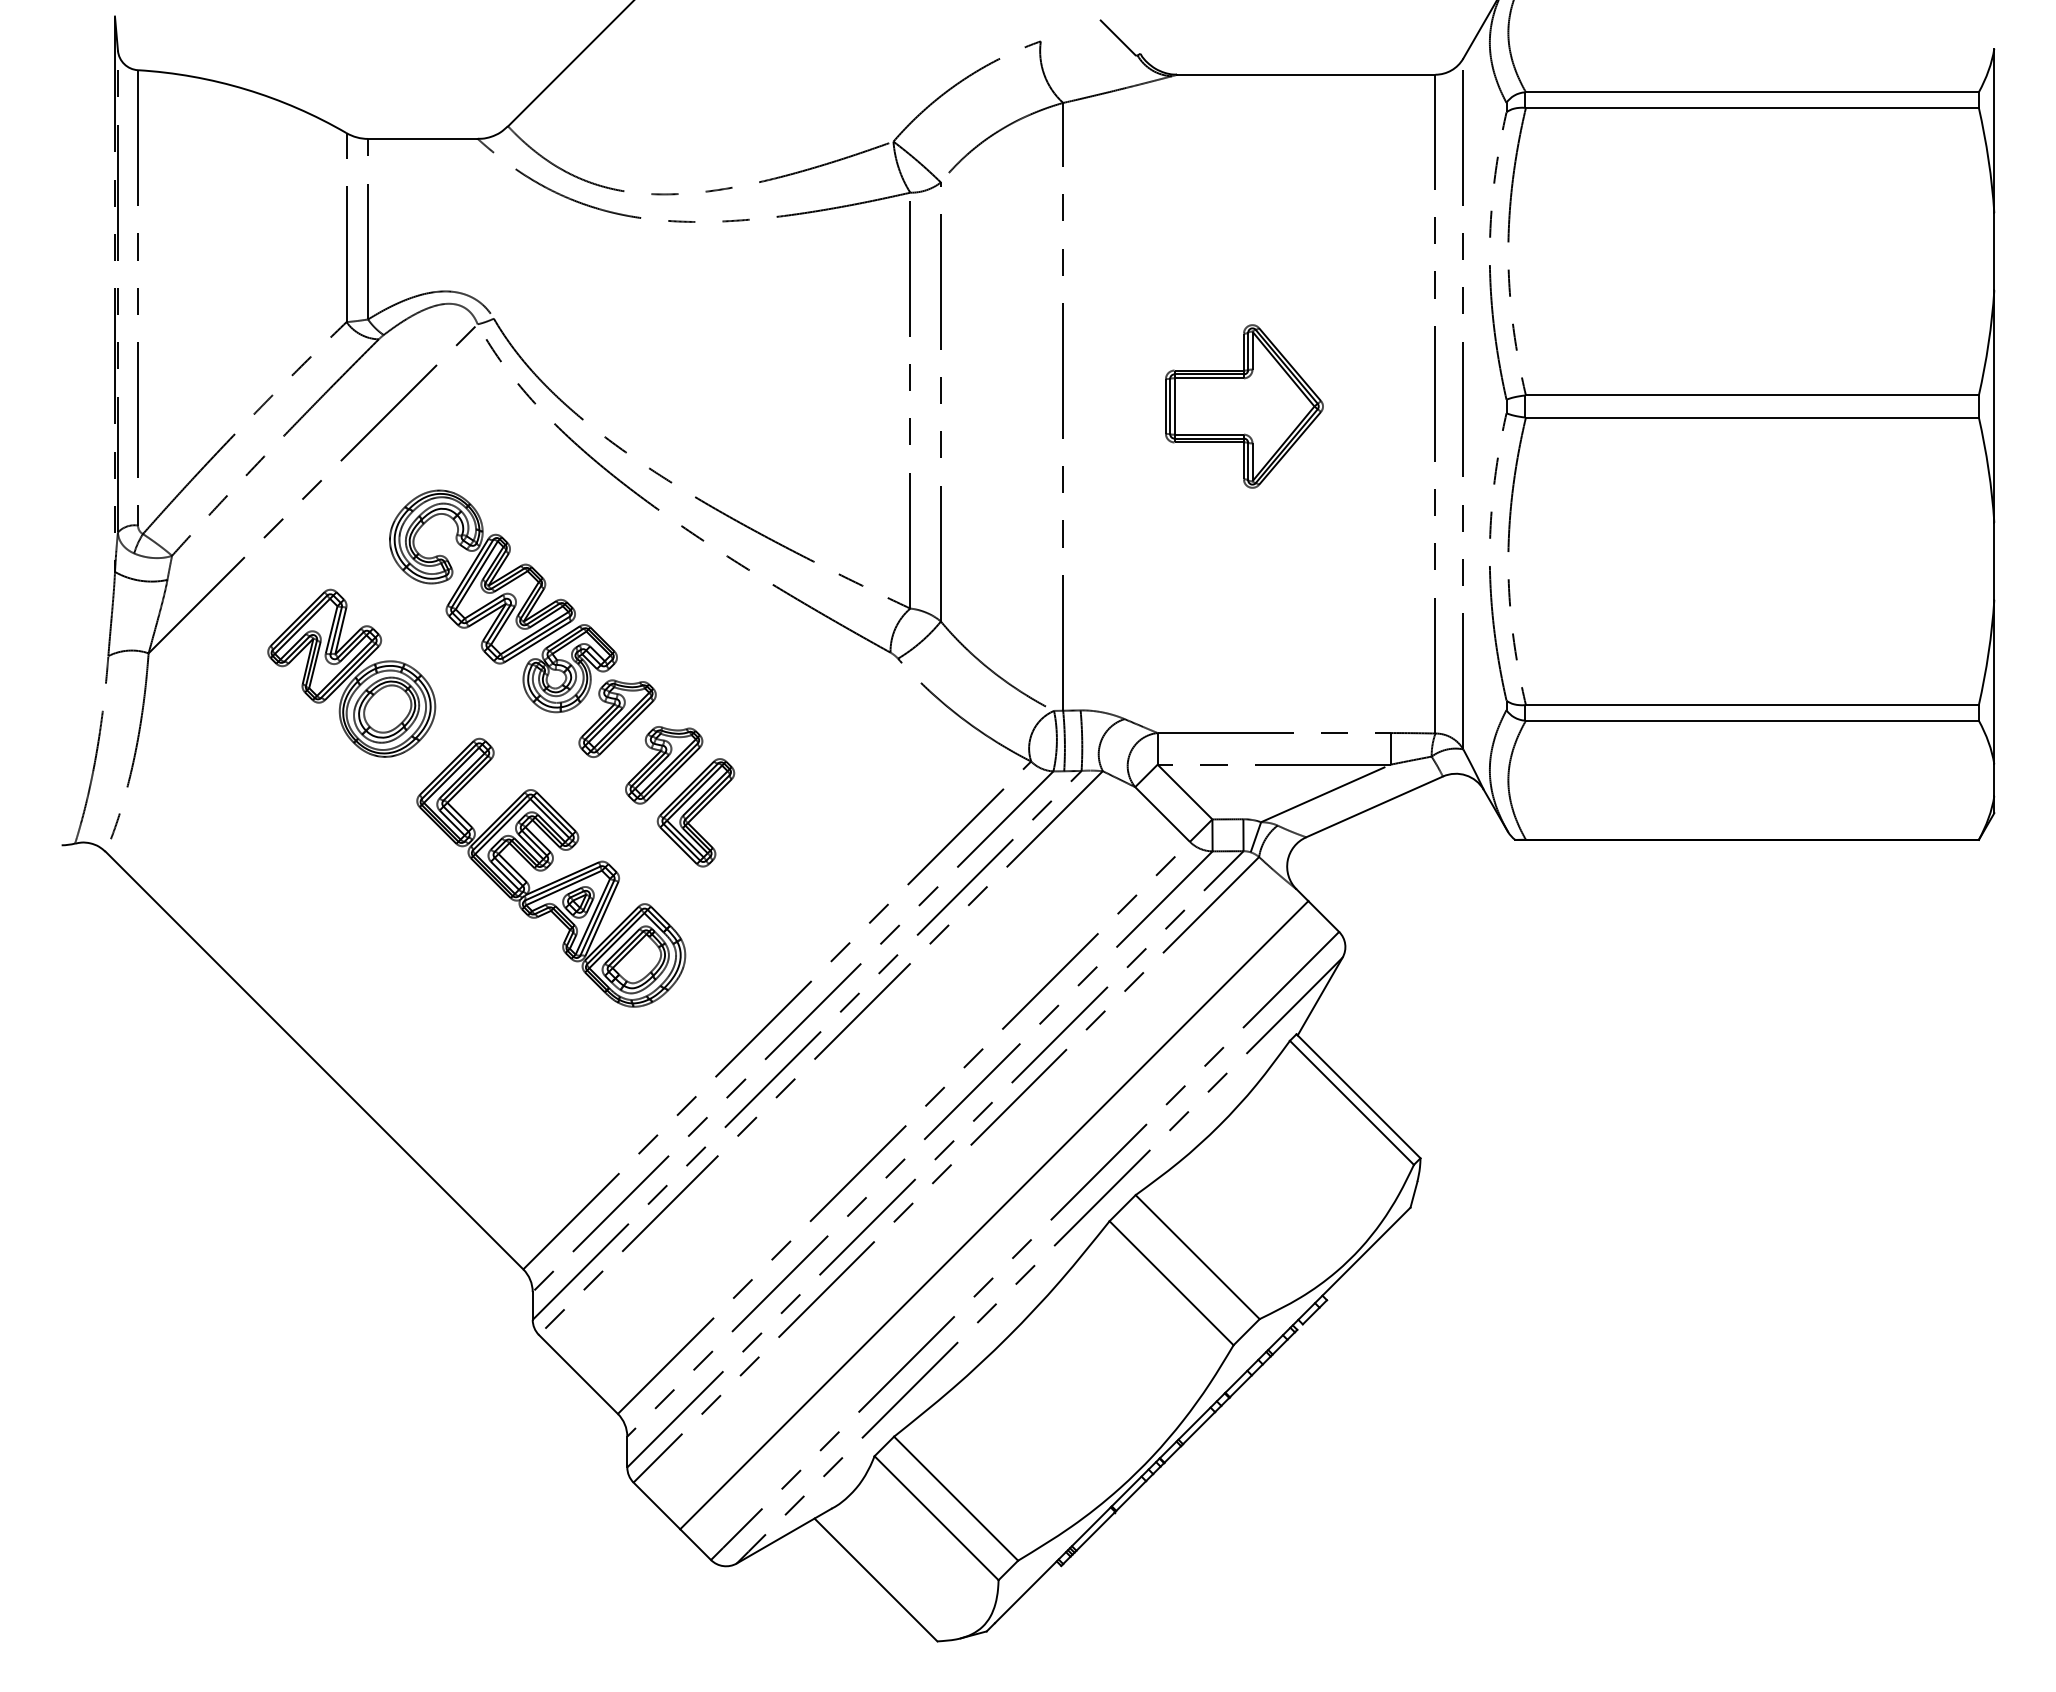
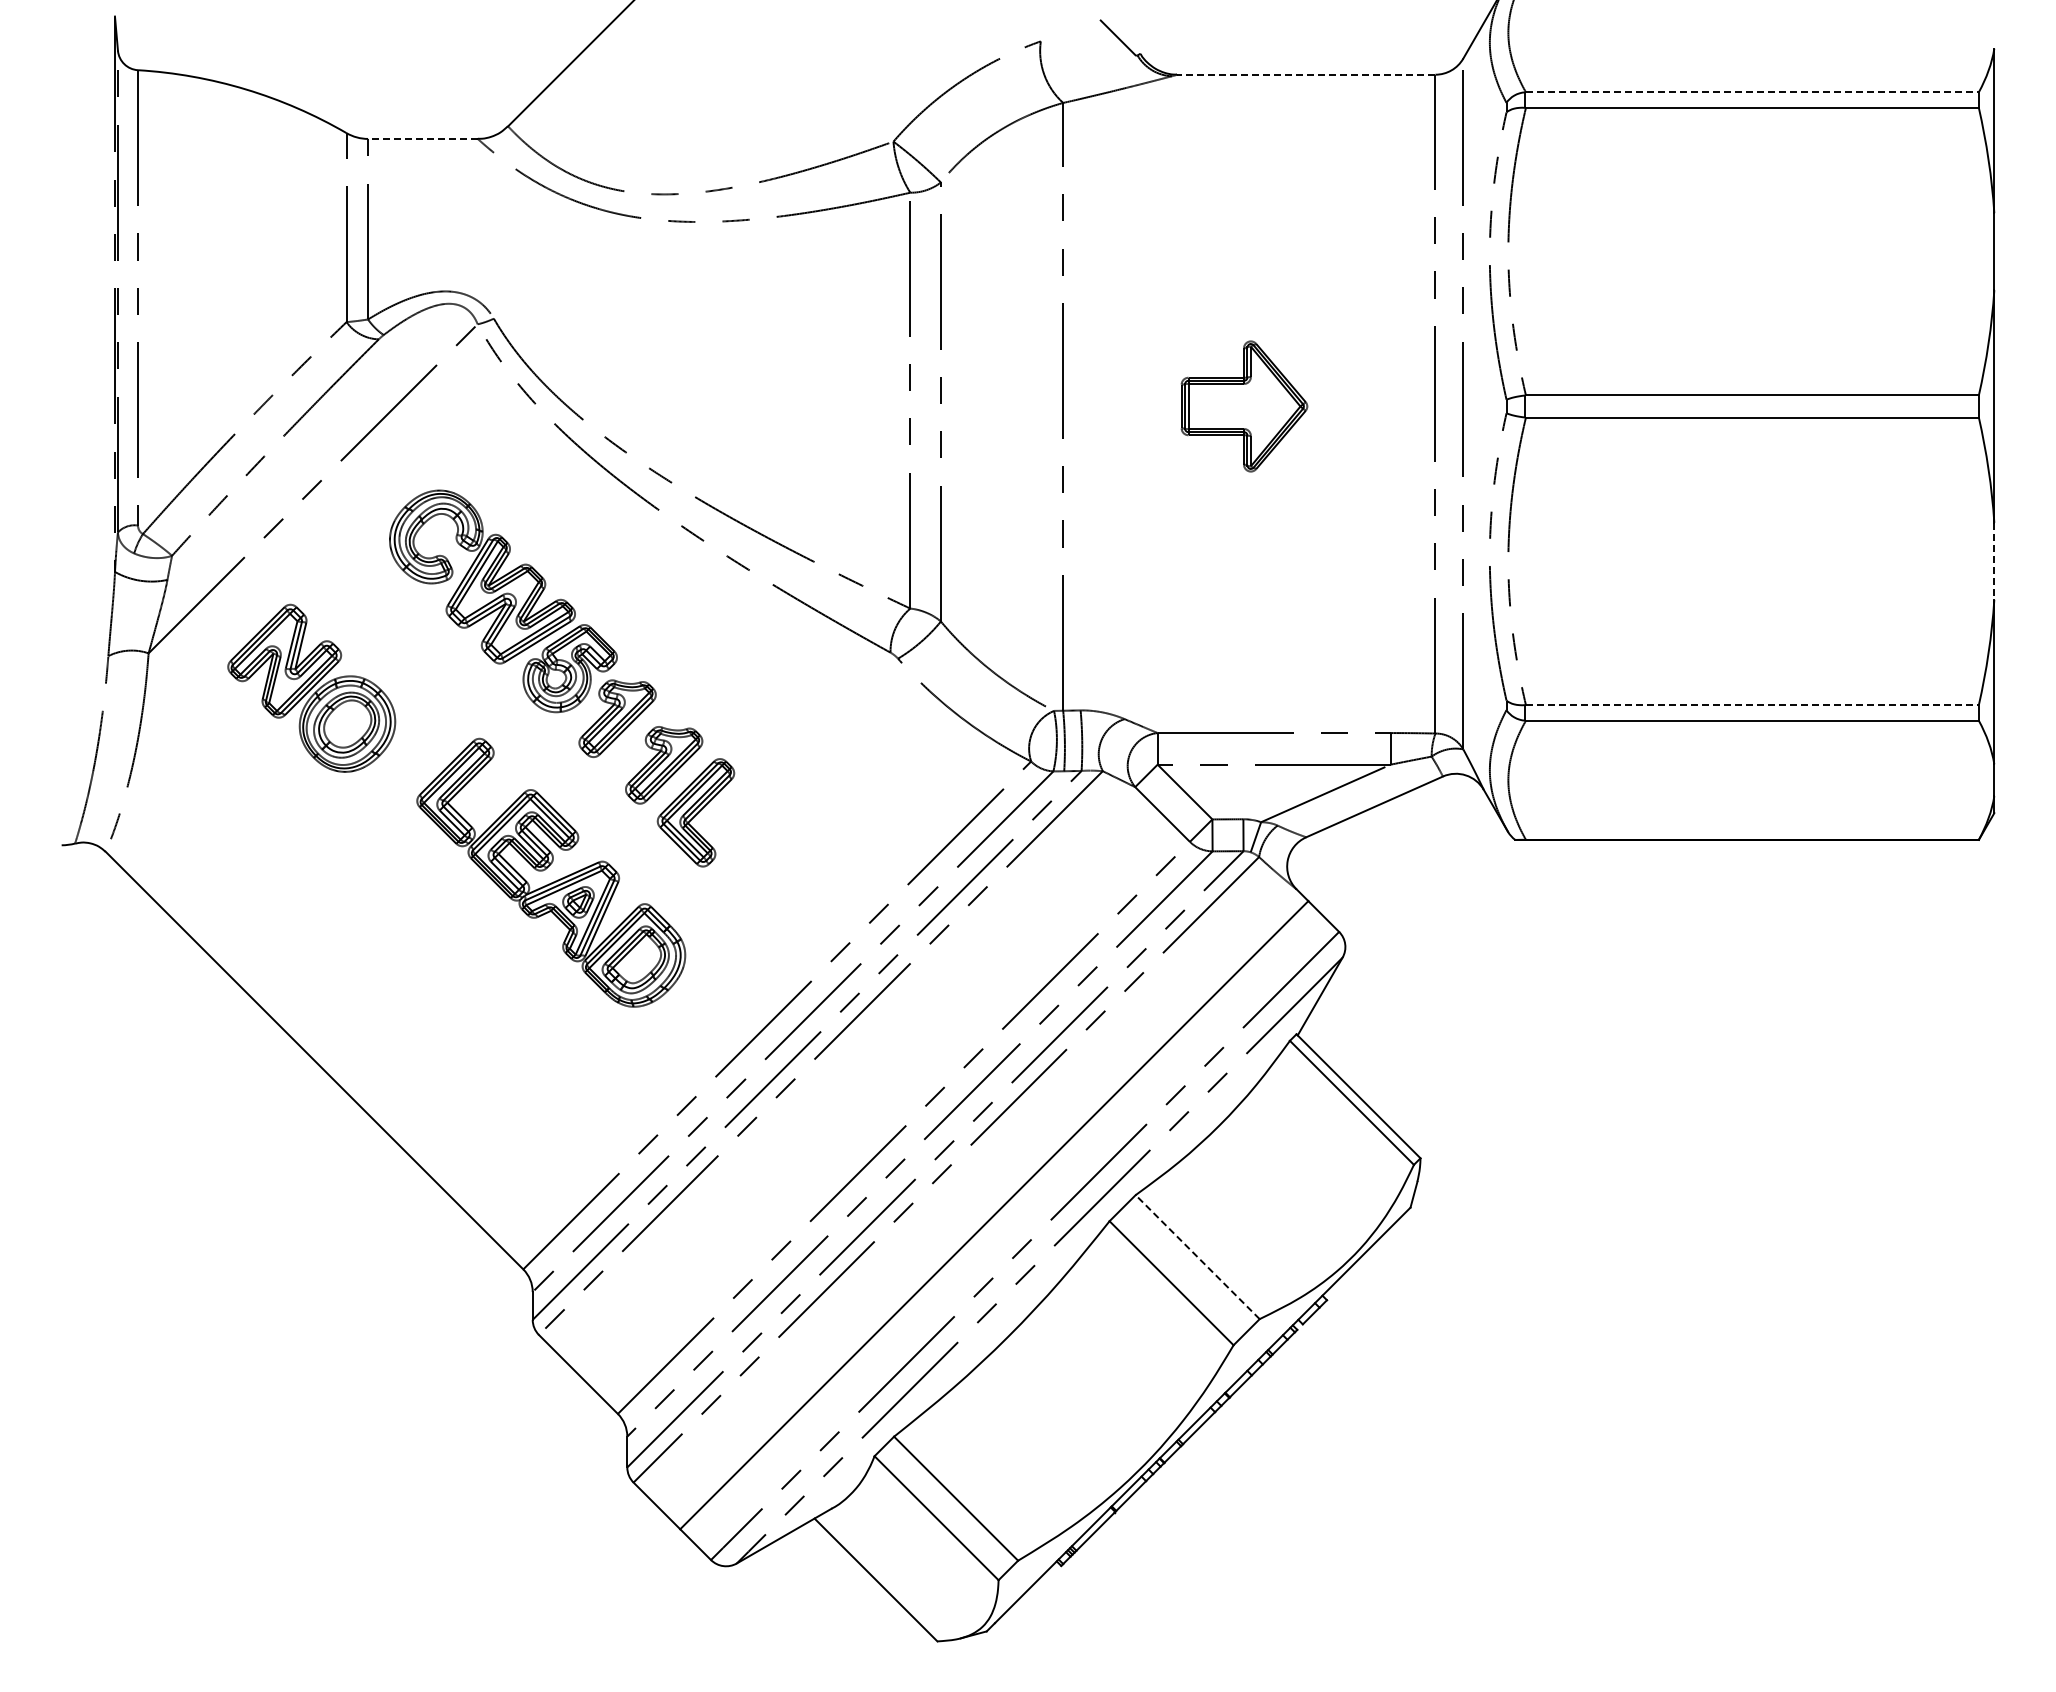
line: solid -> dashed (1305, 74)
line: solid -> dashed (1752, 92)
line: solid -> dashed (422, 138)
part size: 159x165 px -> 129x133 px (1244, 406)
line: solid -> dashed (1994, 561)
part position: (351, 672) -> (311, 687) (311, 687)
line: solid -> dashed (1752, 705)
line: solid -> dashed (1197, 1257)
